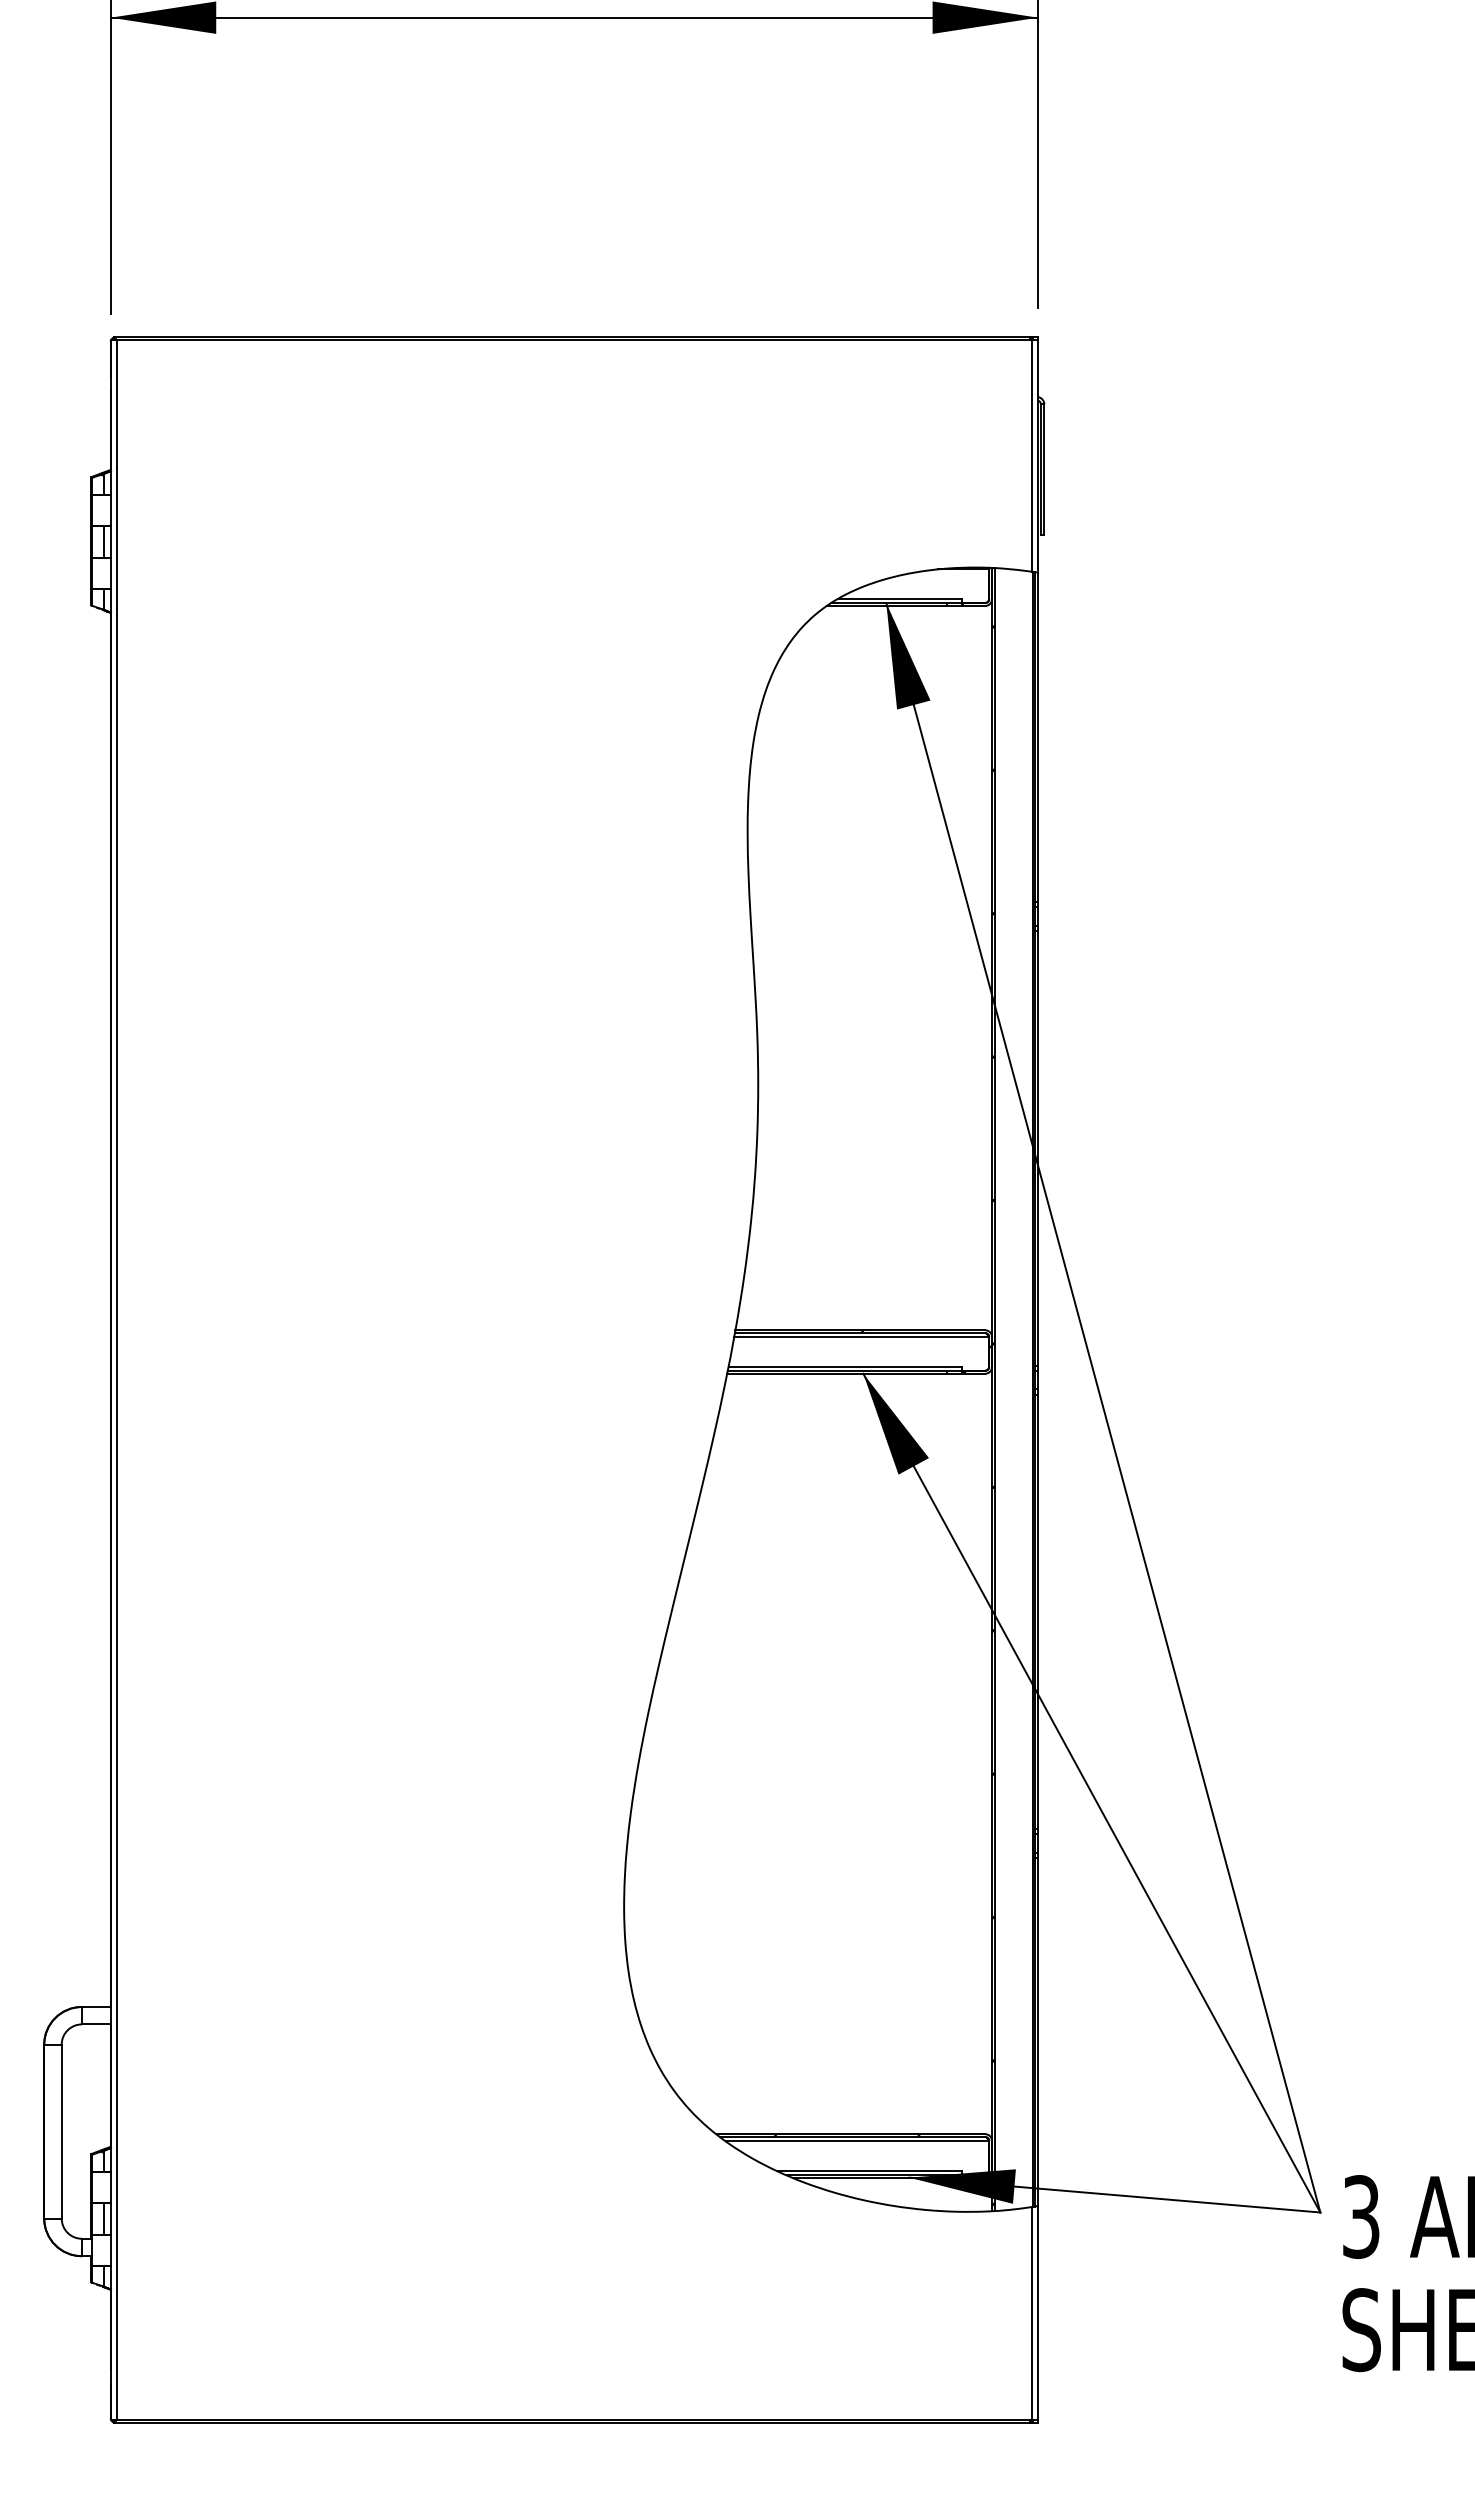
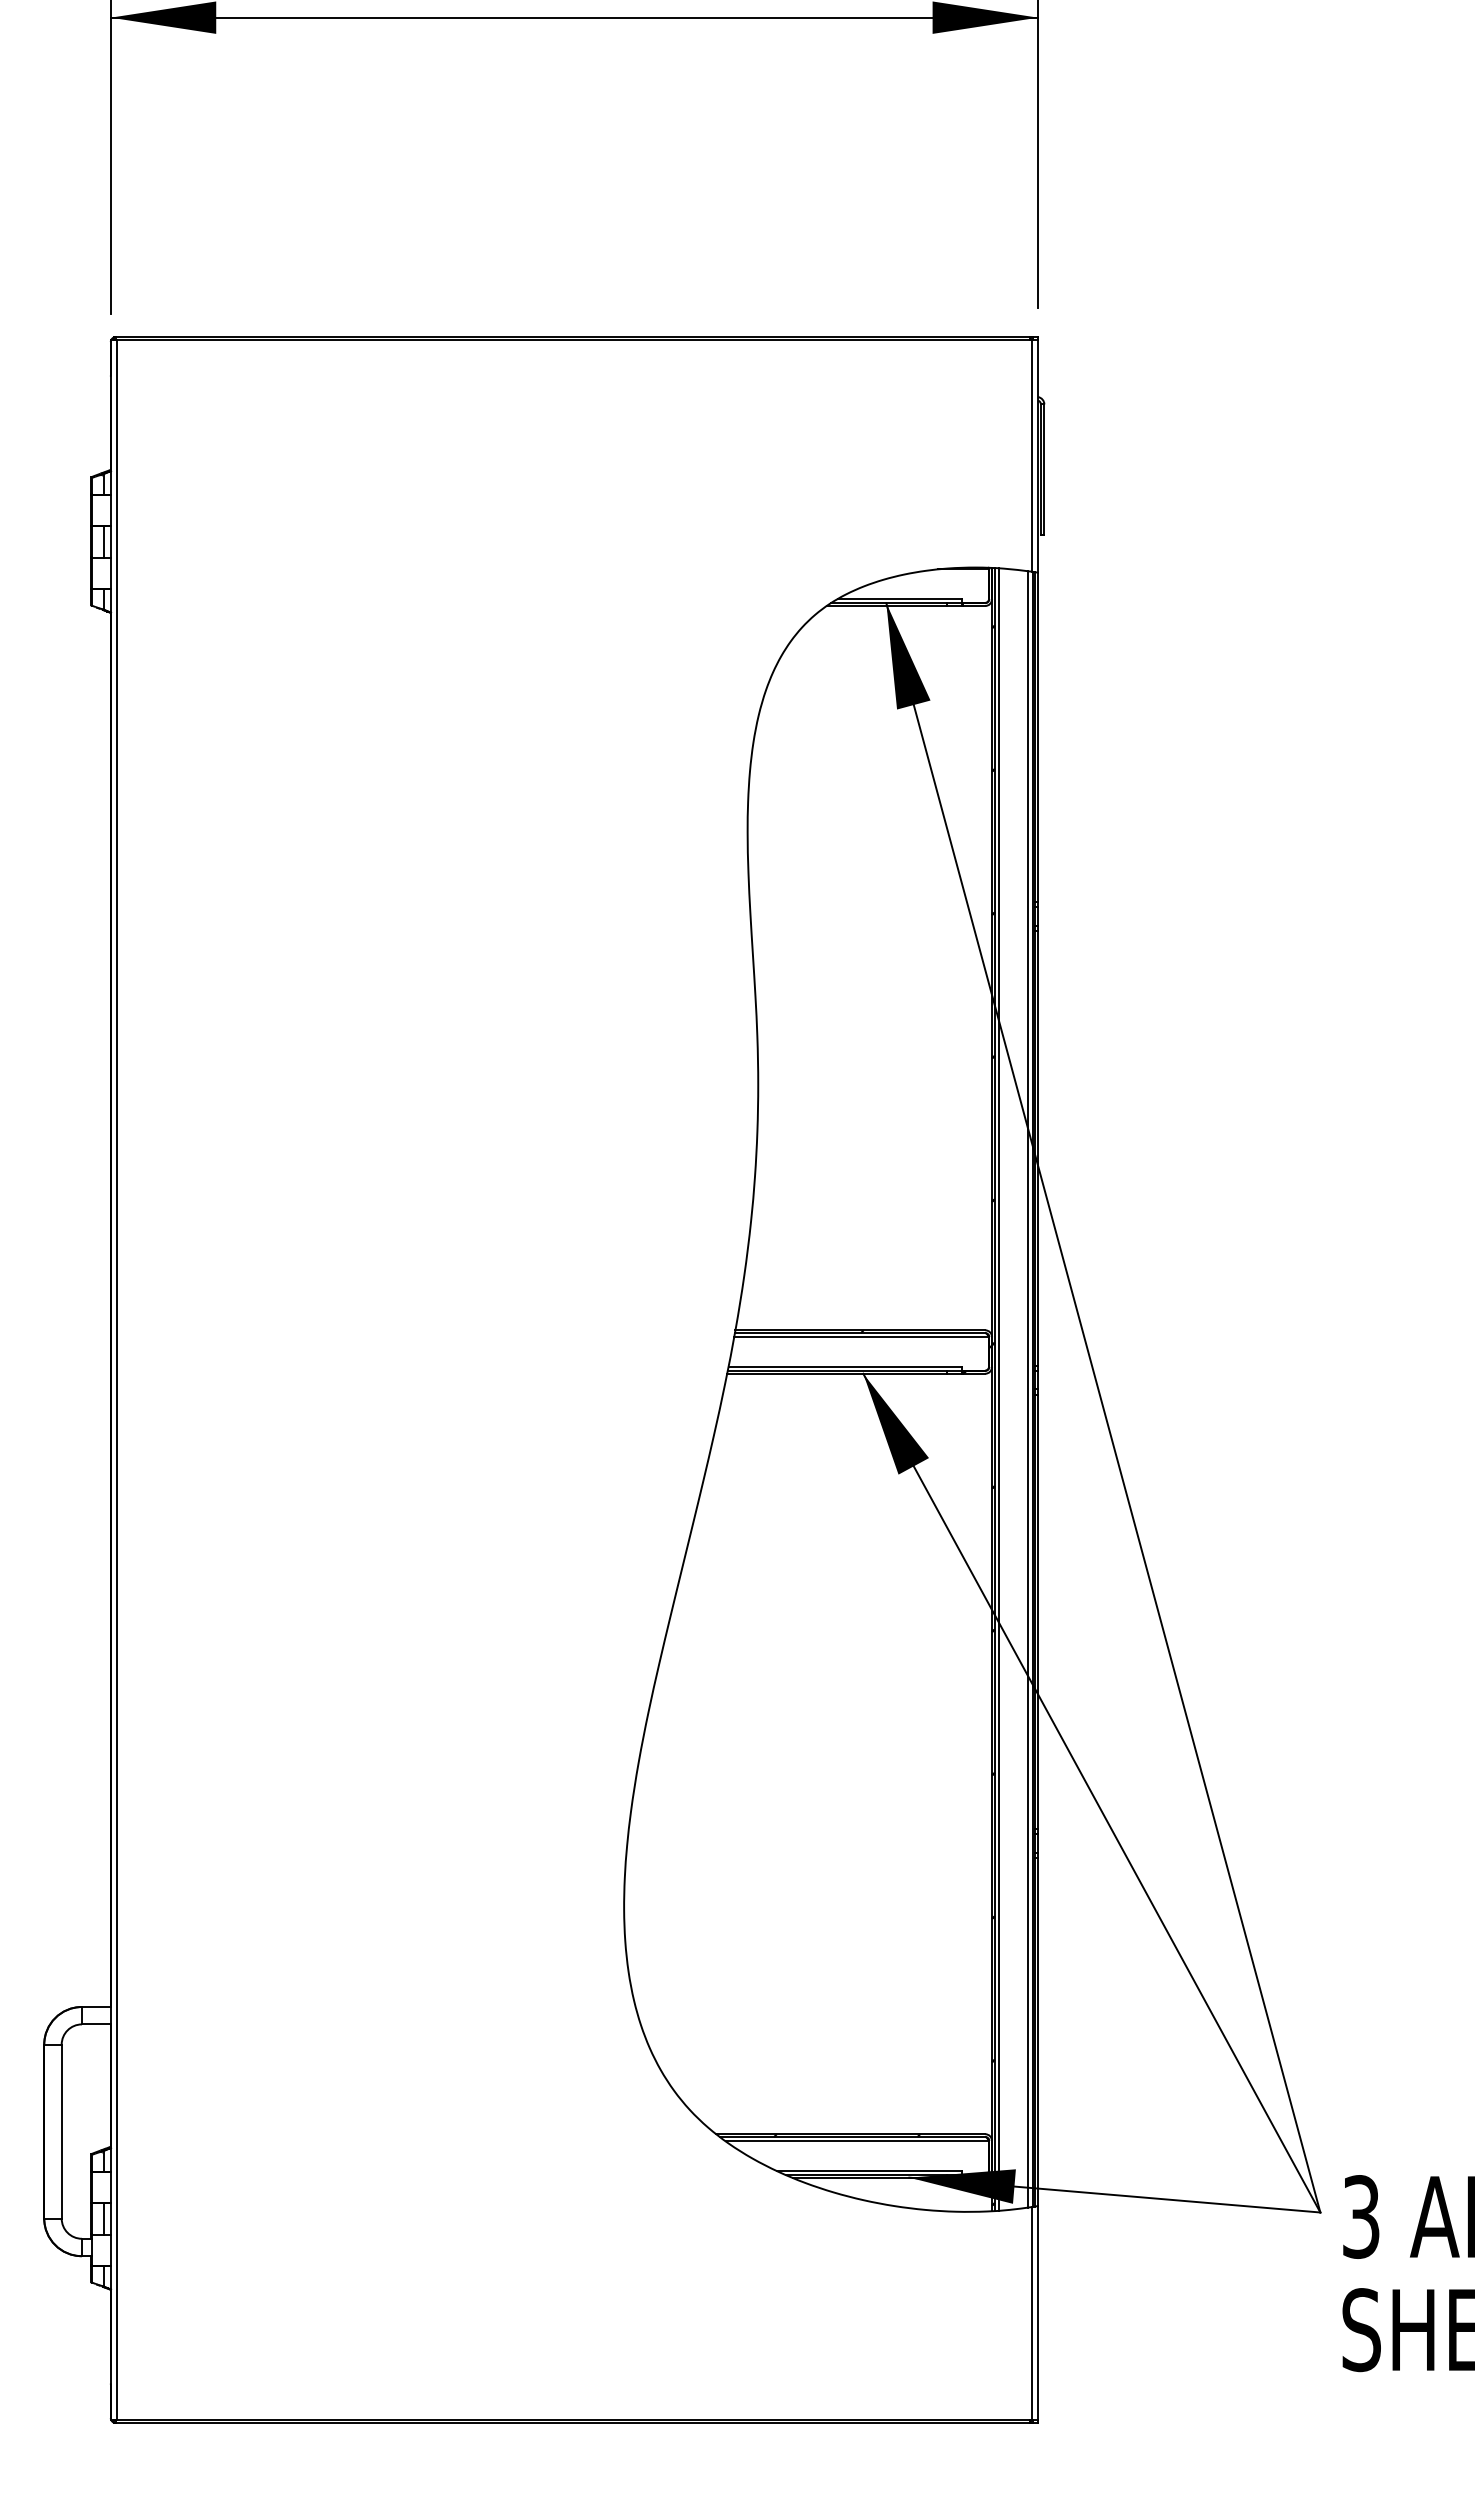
line: none -> present (998, 1389)
line: none -> present (1028, 1389)
